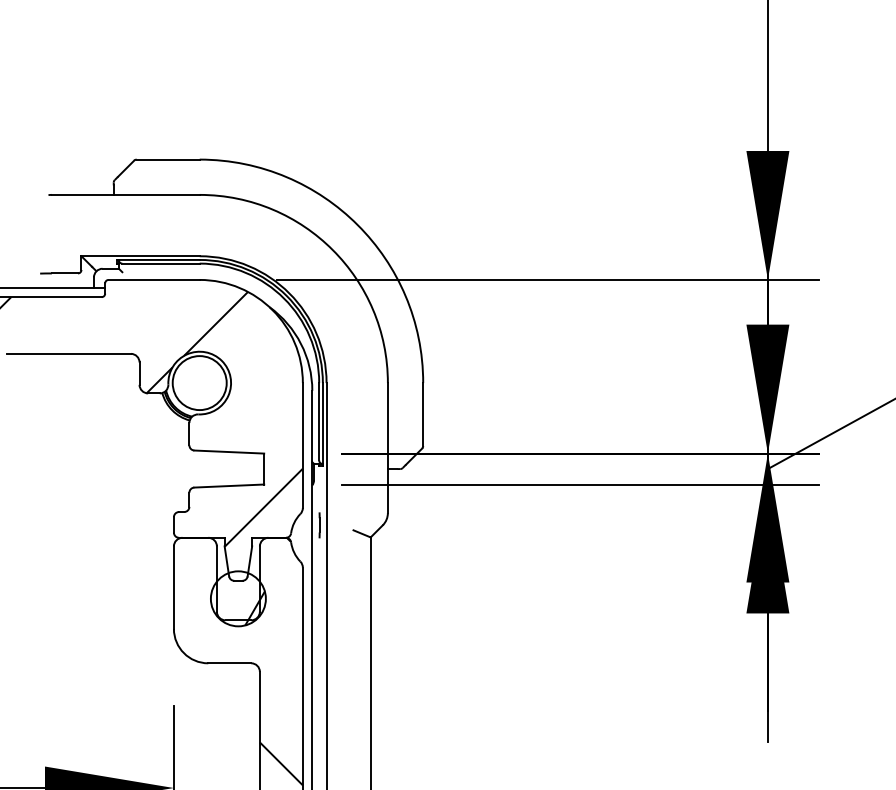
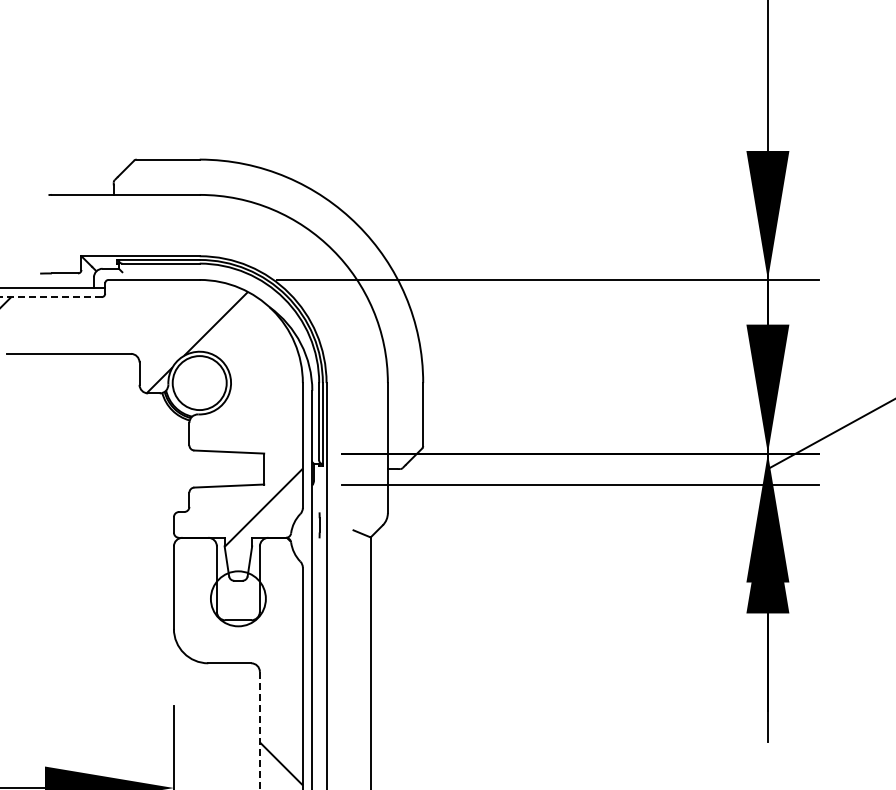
line: solid -> dashed (50, 297)
hatch: present -> none (254, 608)
line: solid -> dashed (259, 730)
